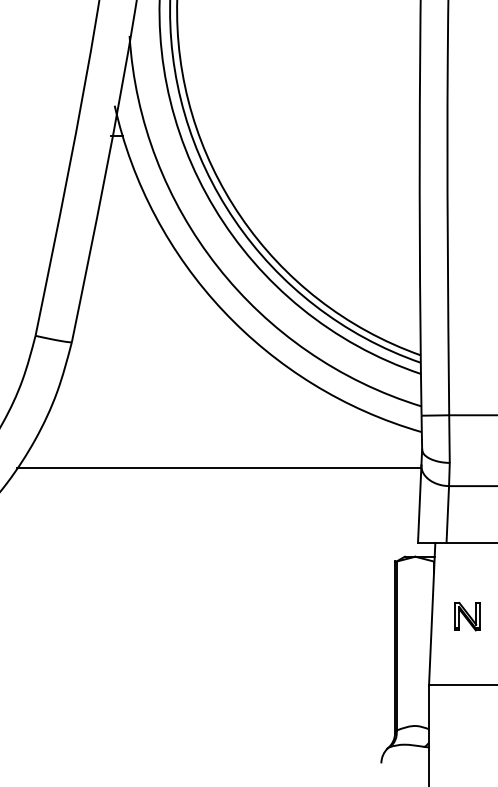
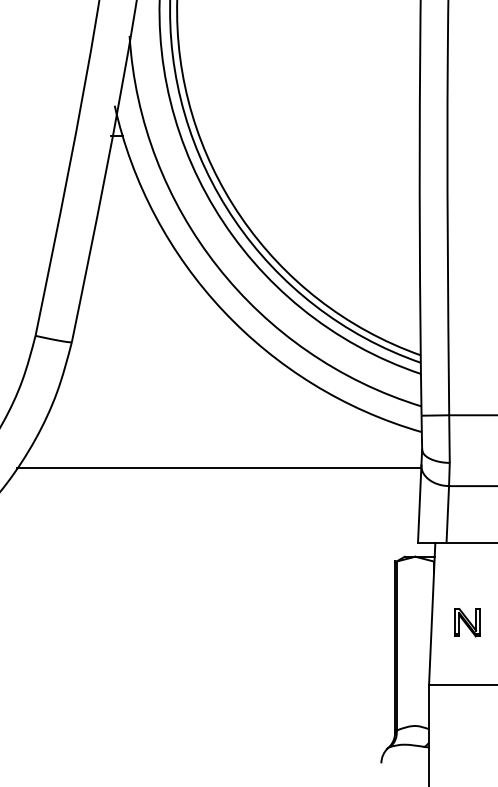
part position: (467, 616) -> (467, 622) (467, 622)
